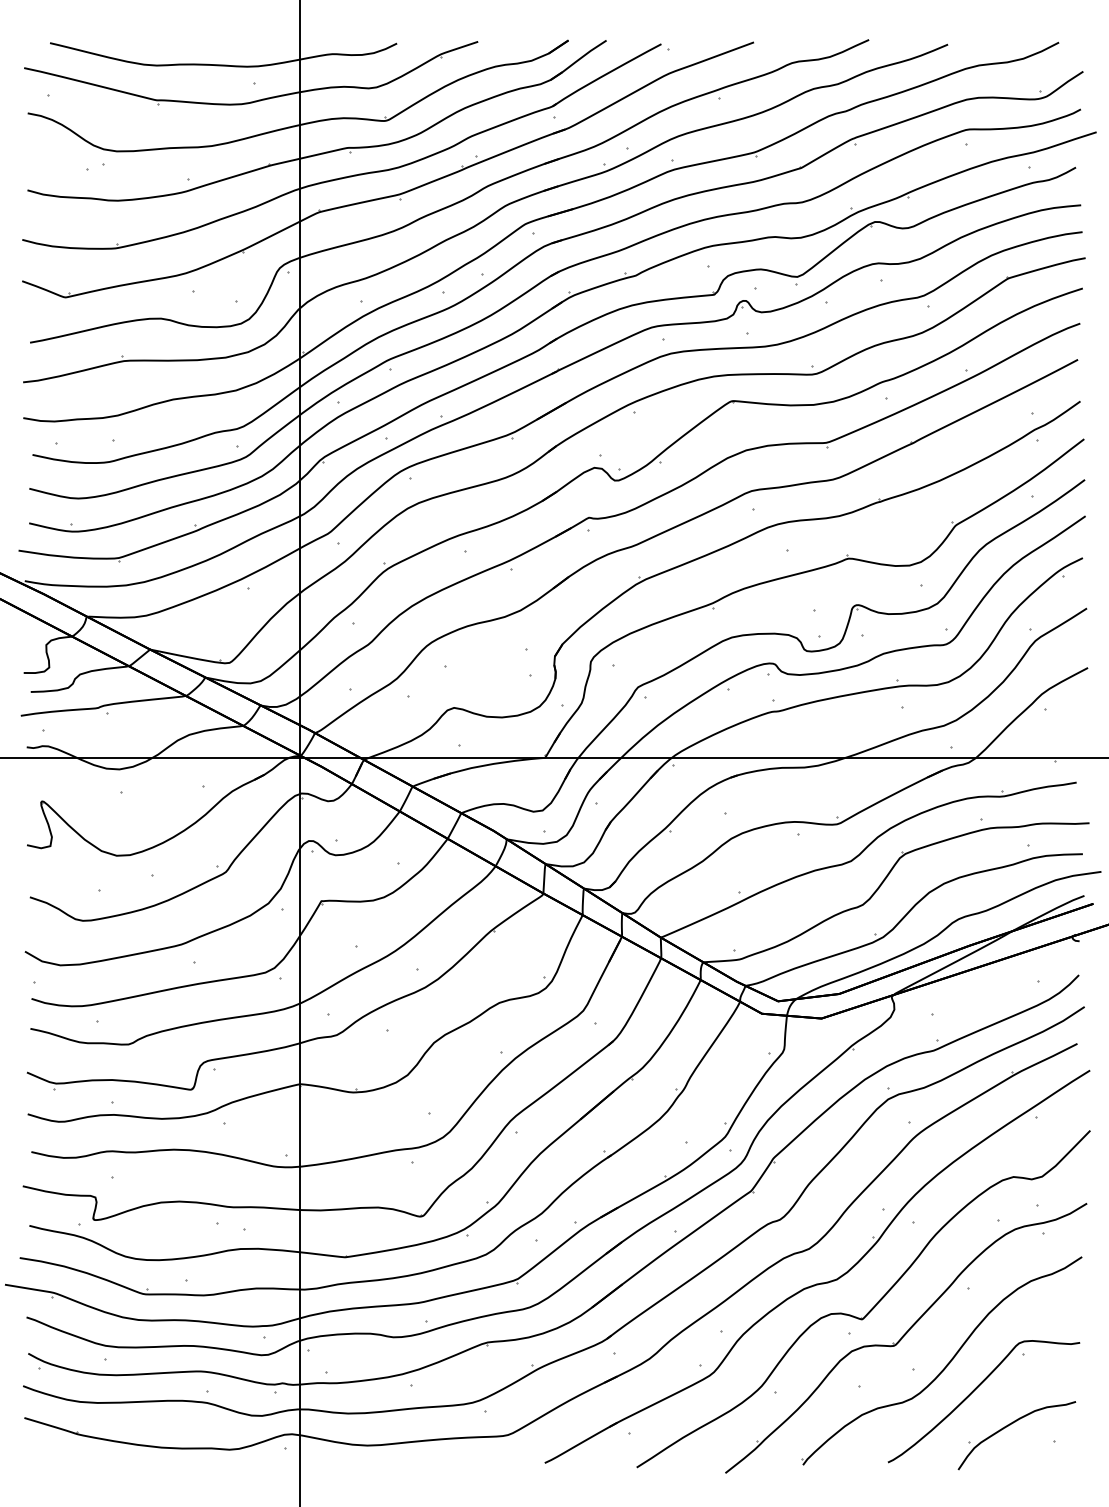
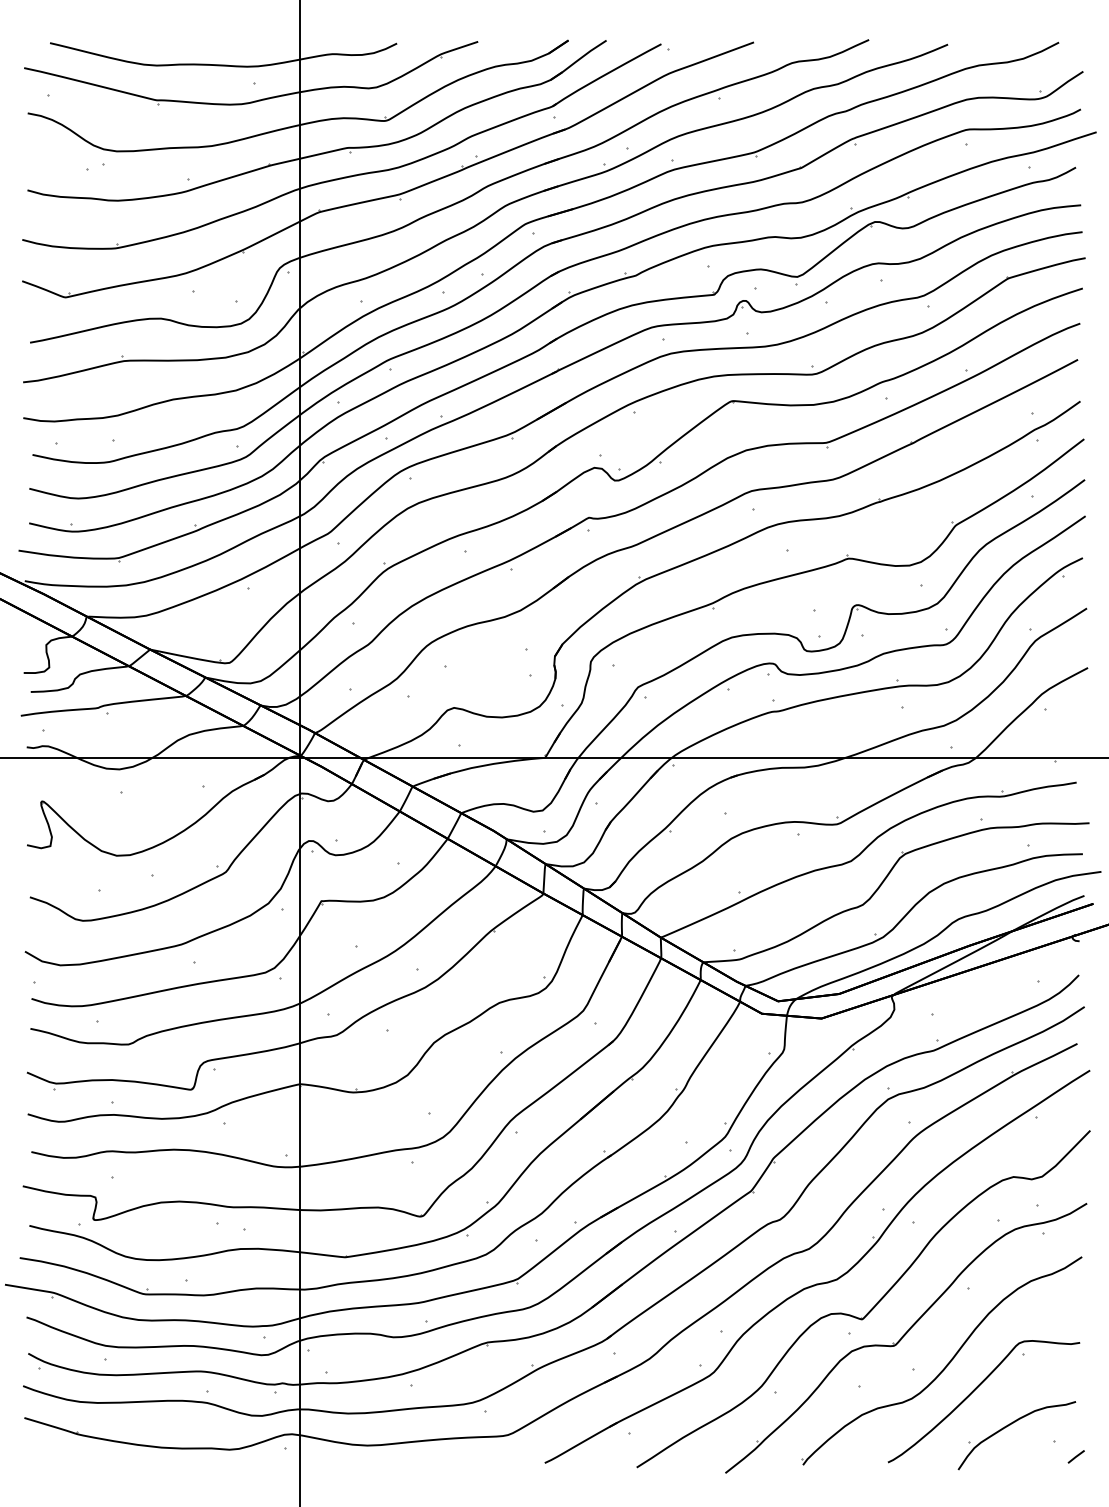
line: none -> present (1075, 1456)
